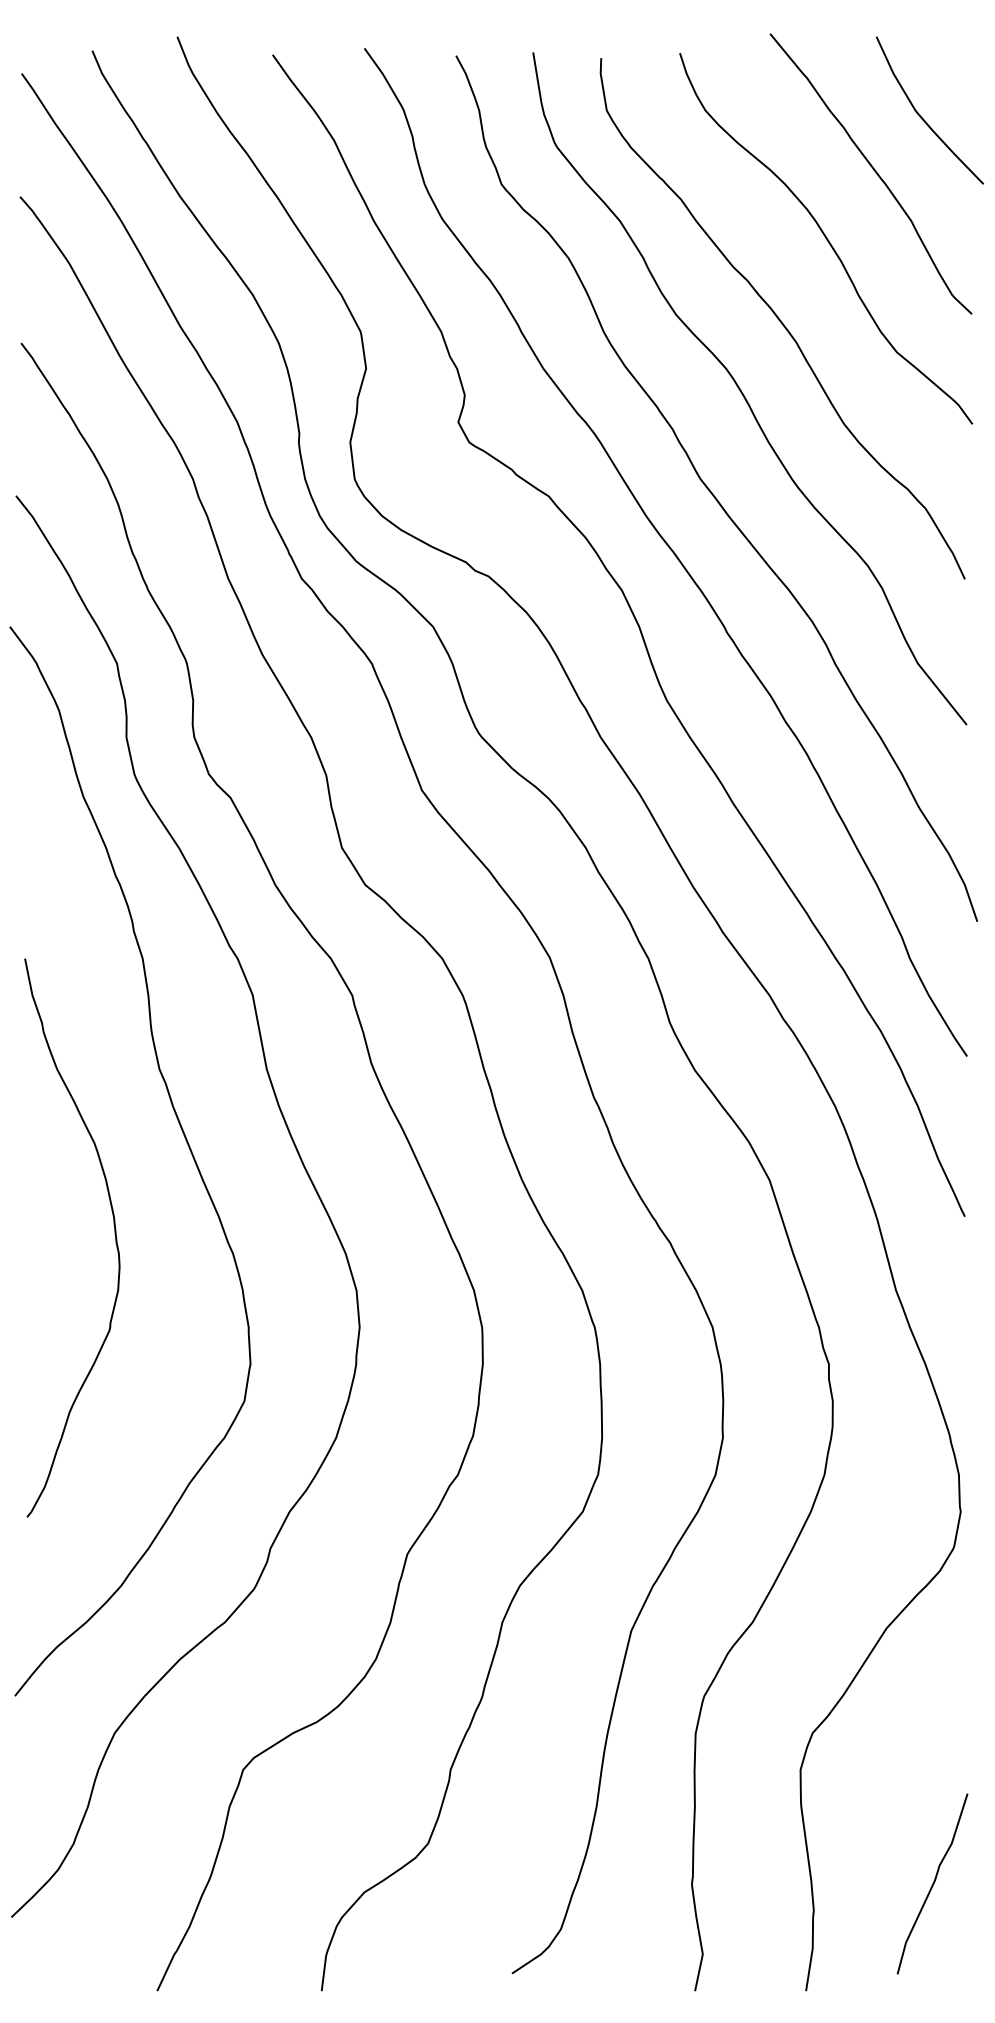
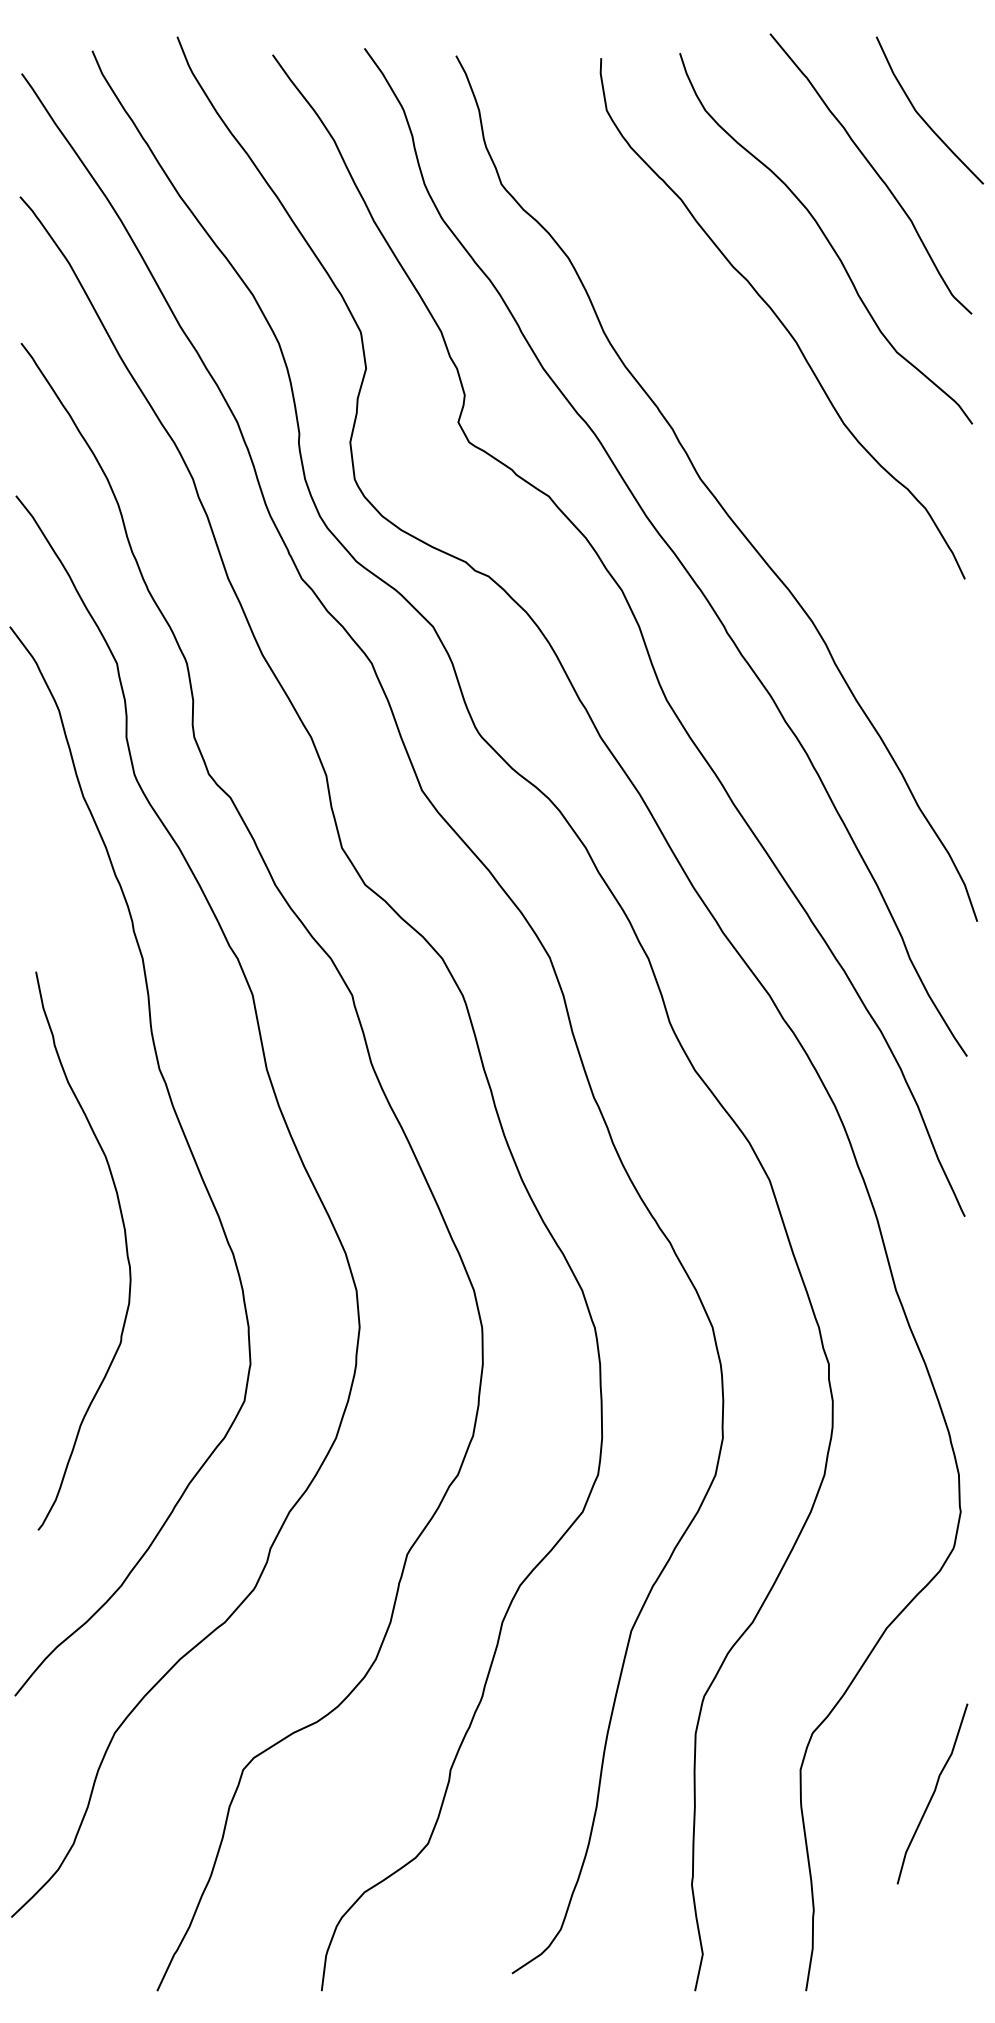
curve: present -> none (742, 391)
curve position: (114, 1234) -> (125, 1247) (125, 1247)
curve position: (932, 1883) -> (932, 1793) (932, 1793)
